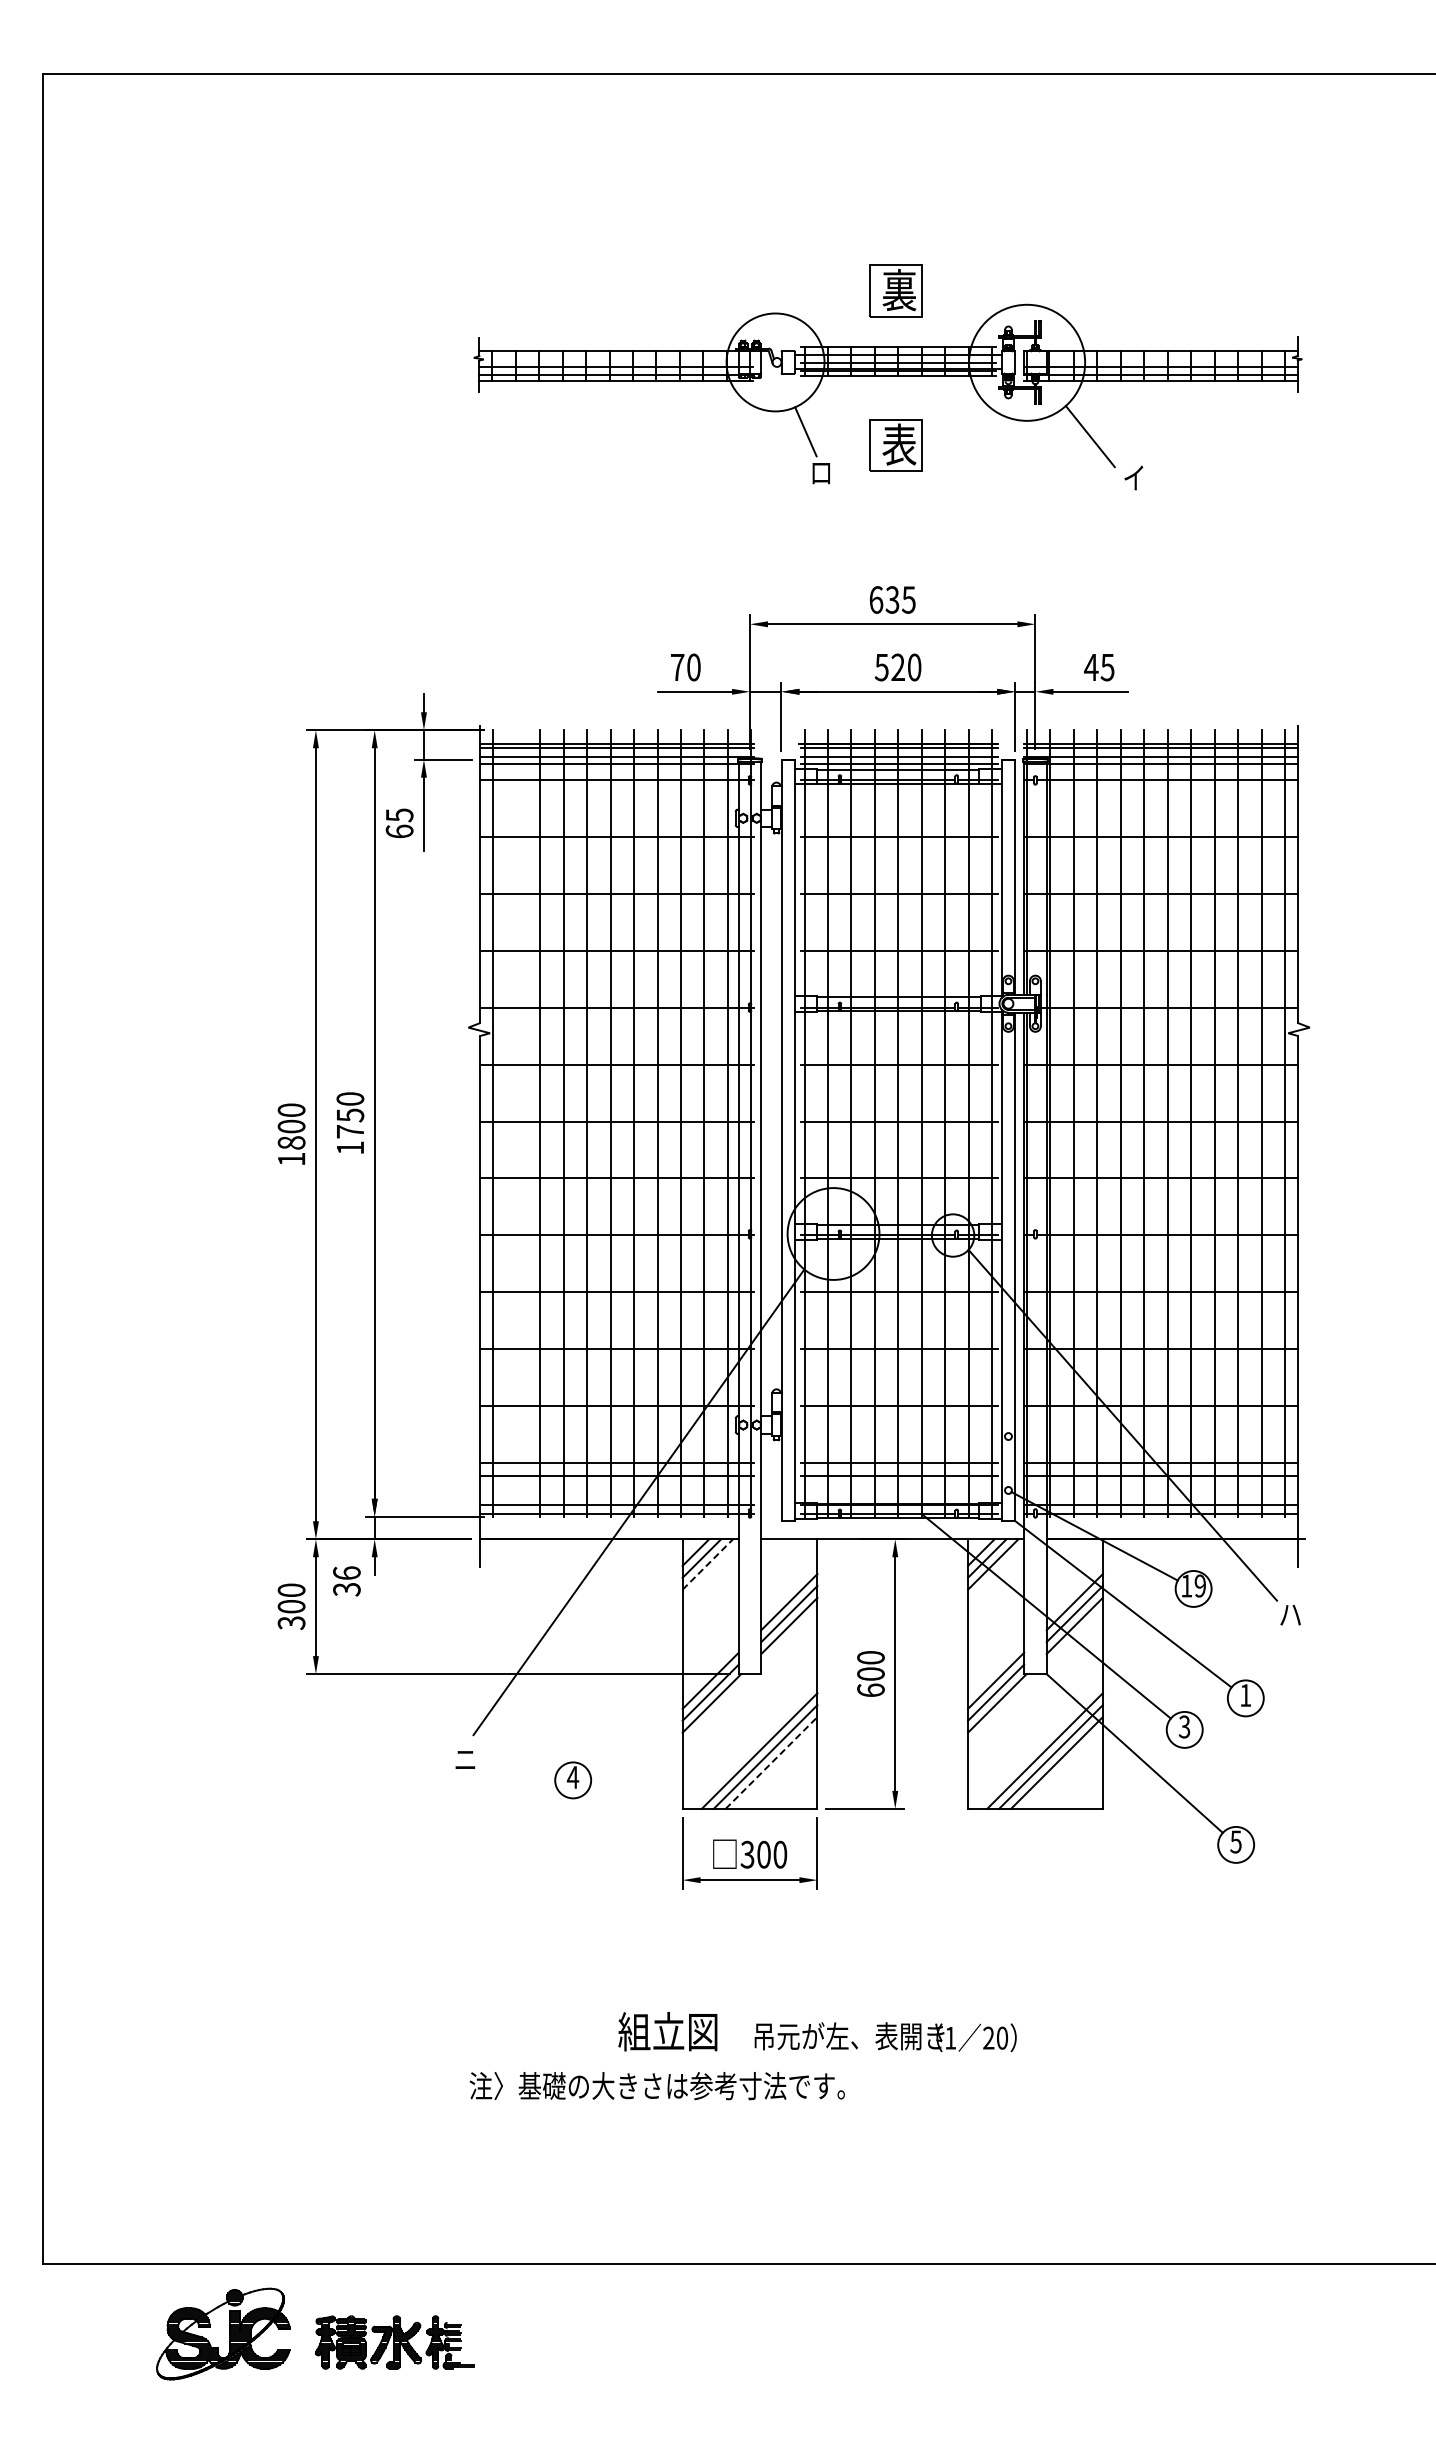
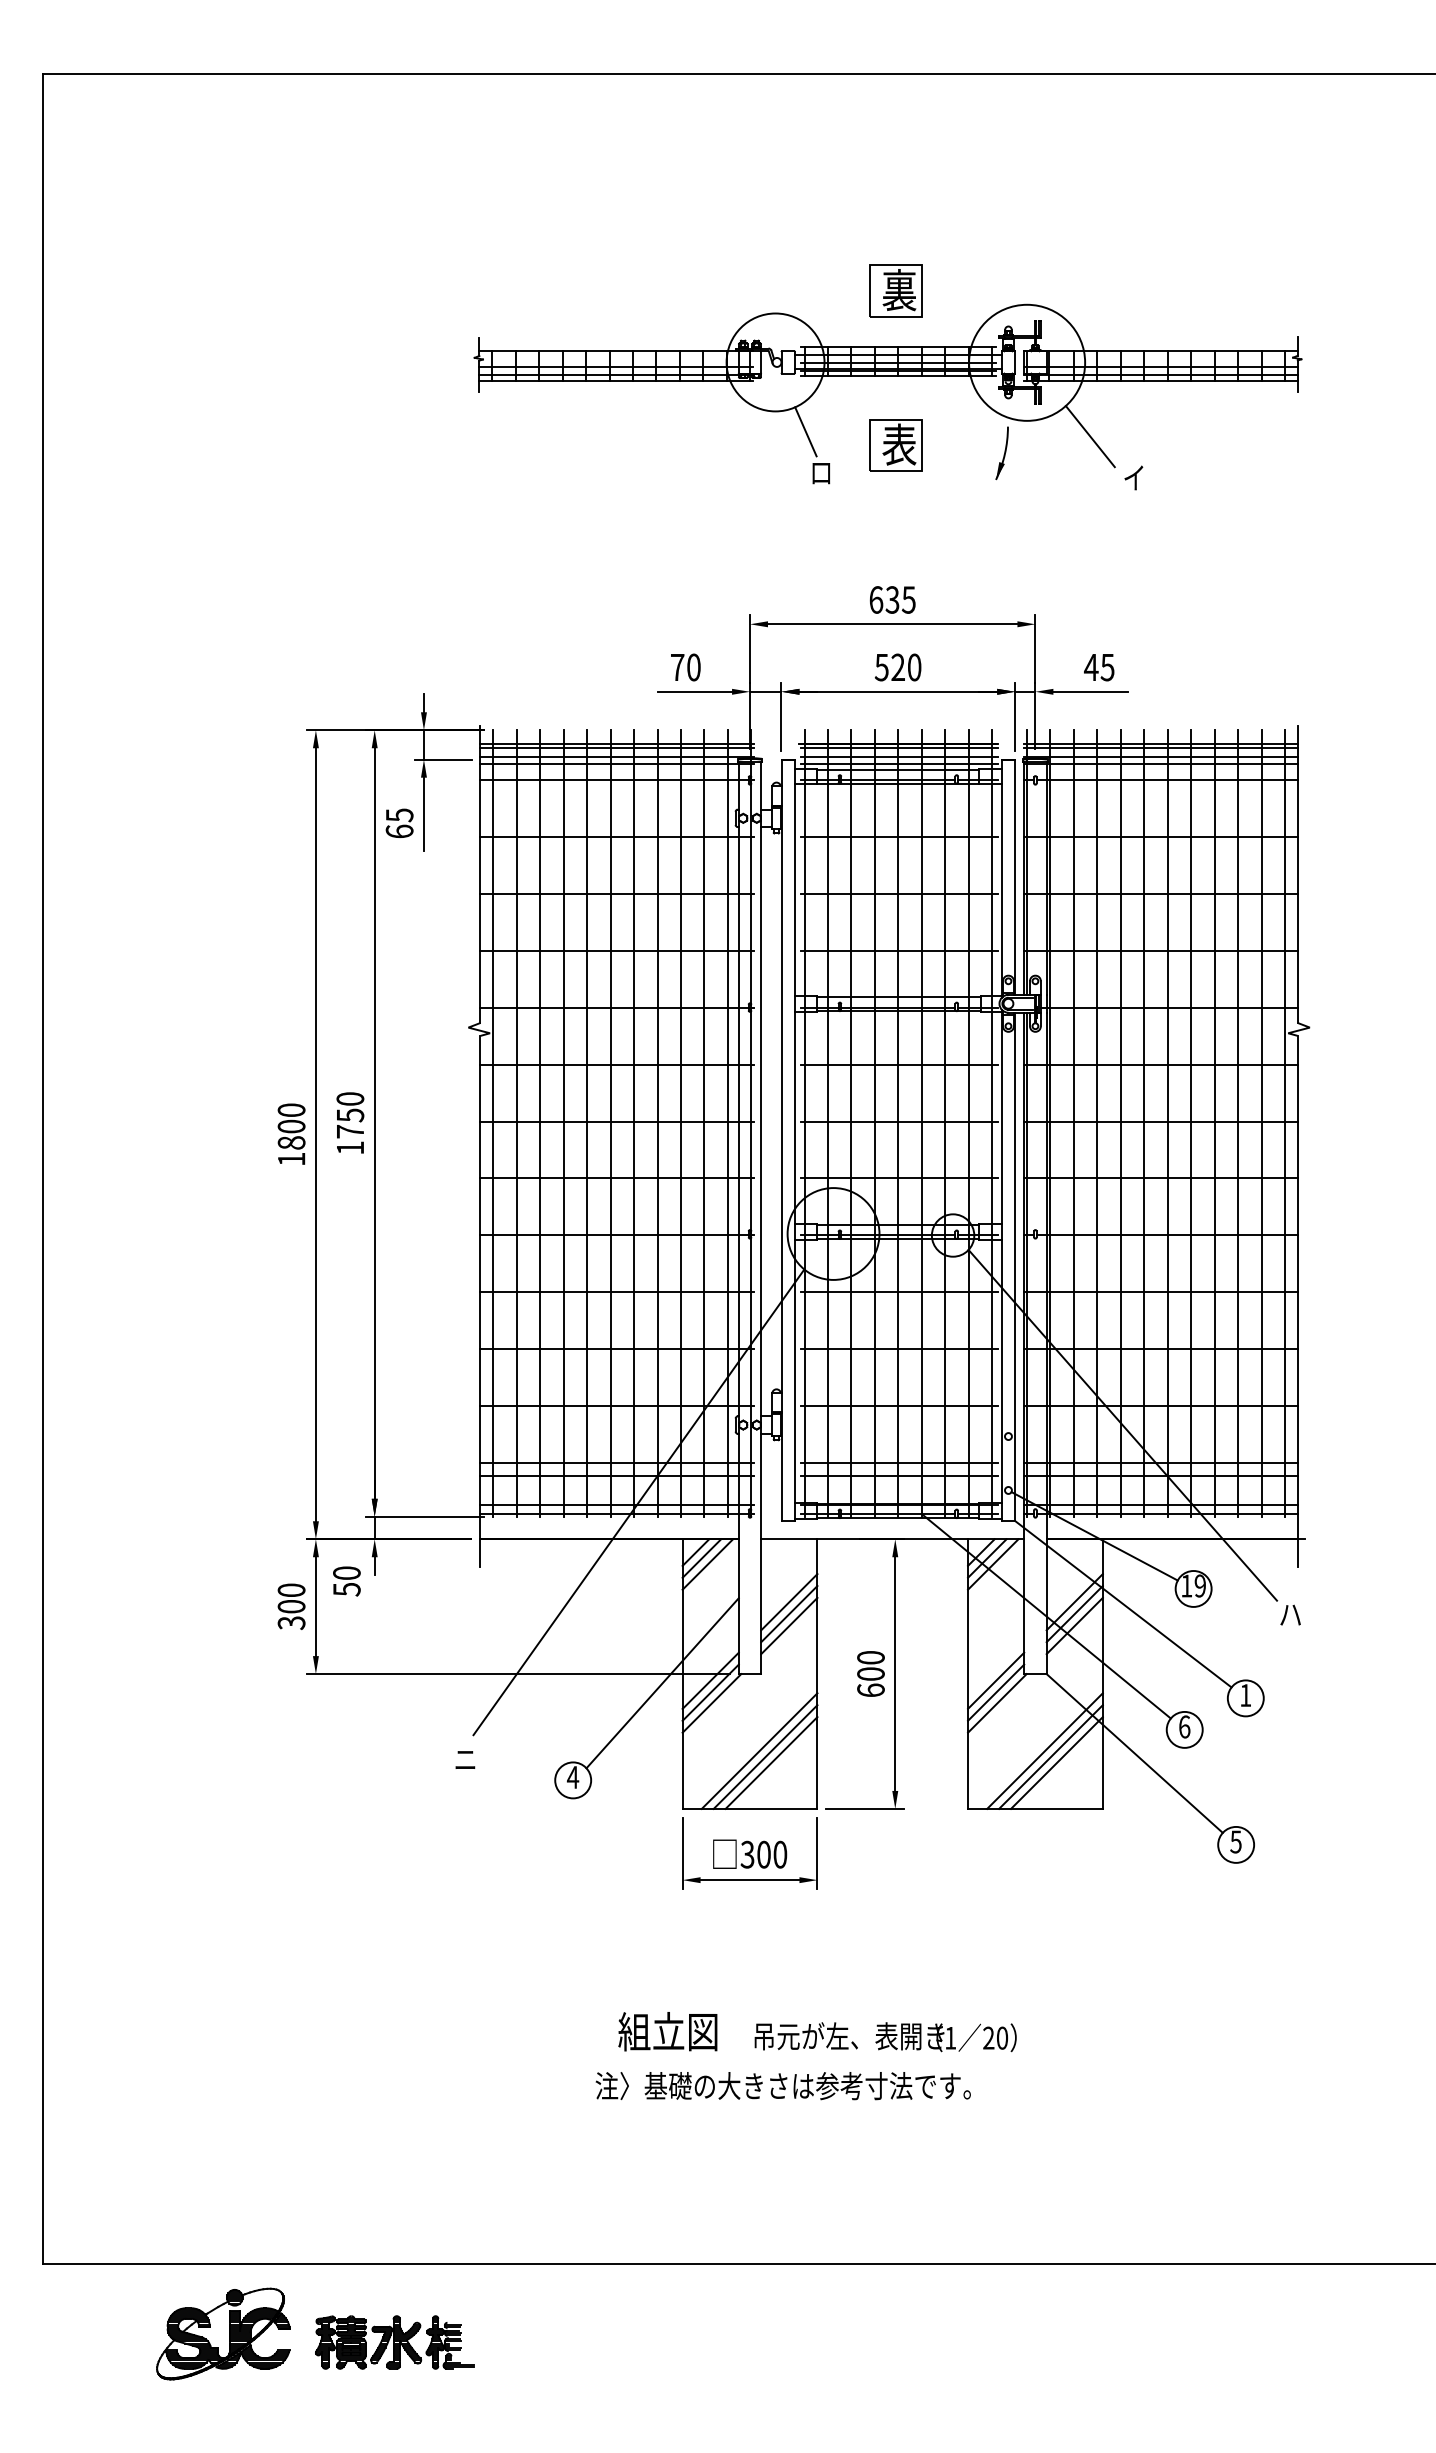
part: none -> present (1001, 453)
line: none -> present (516, 1123)
line: dashed -> solid (707, 1564)
text: 36 -> 50 (346, 1581)
line: none -> present (662, 1683)
text: 3 -> 6 (1184, 1726)
line: dashed -> solid (771, 1763)
text position: (656, 2086) -> (782, 2086) (782, 2086)
